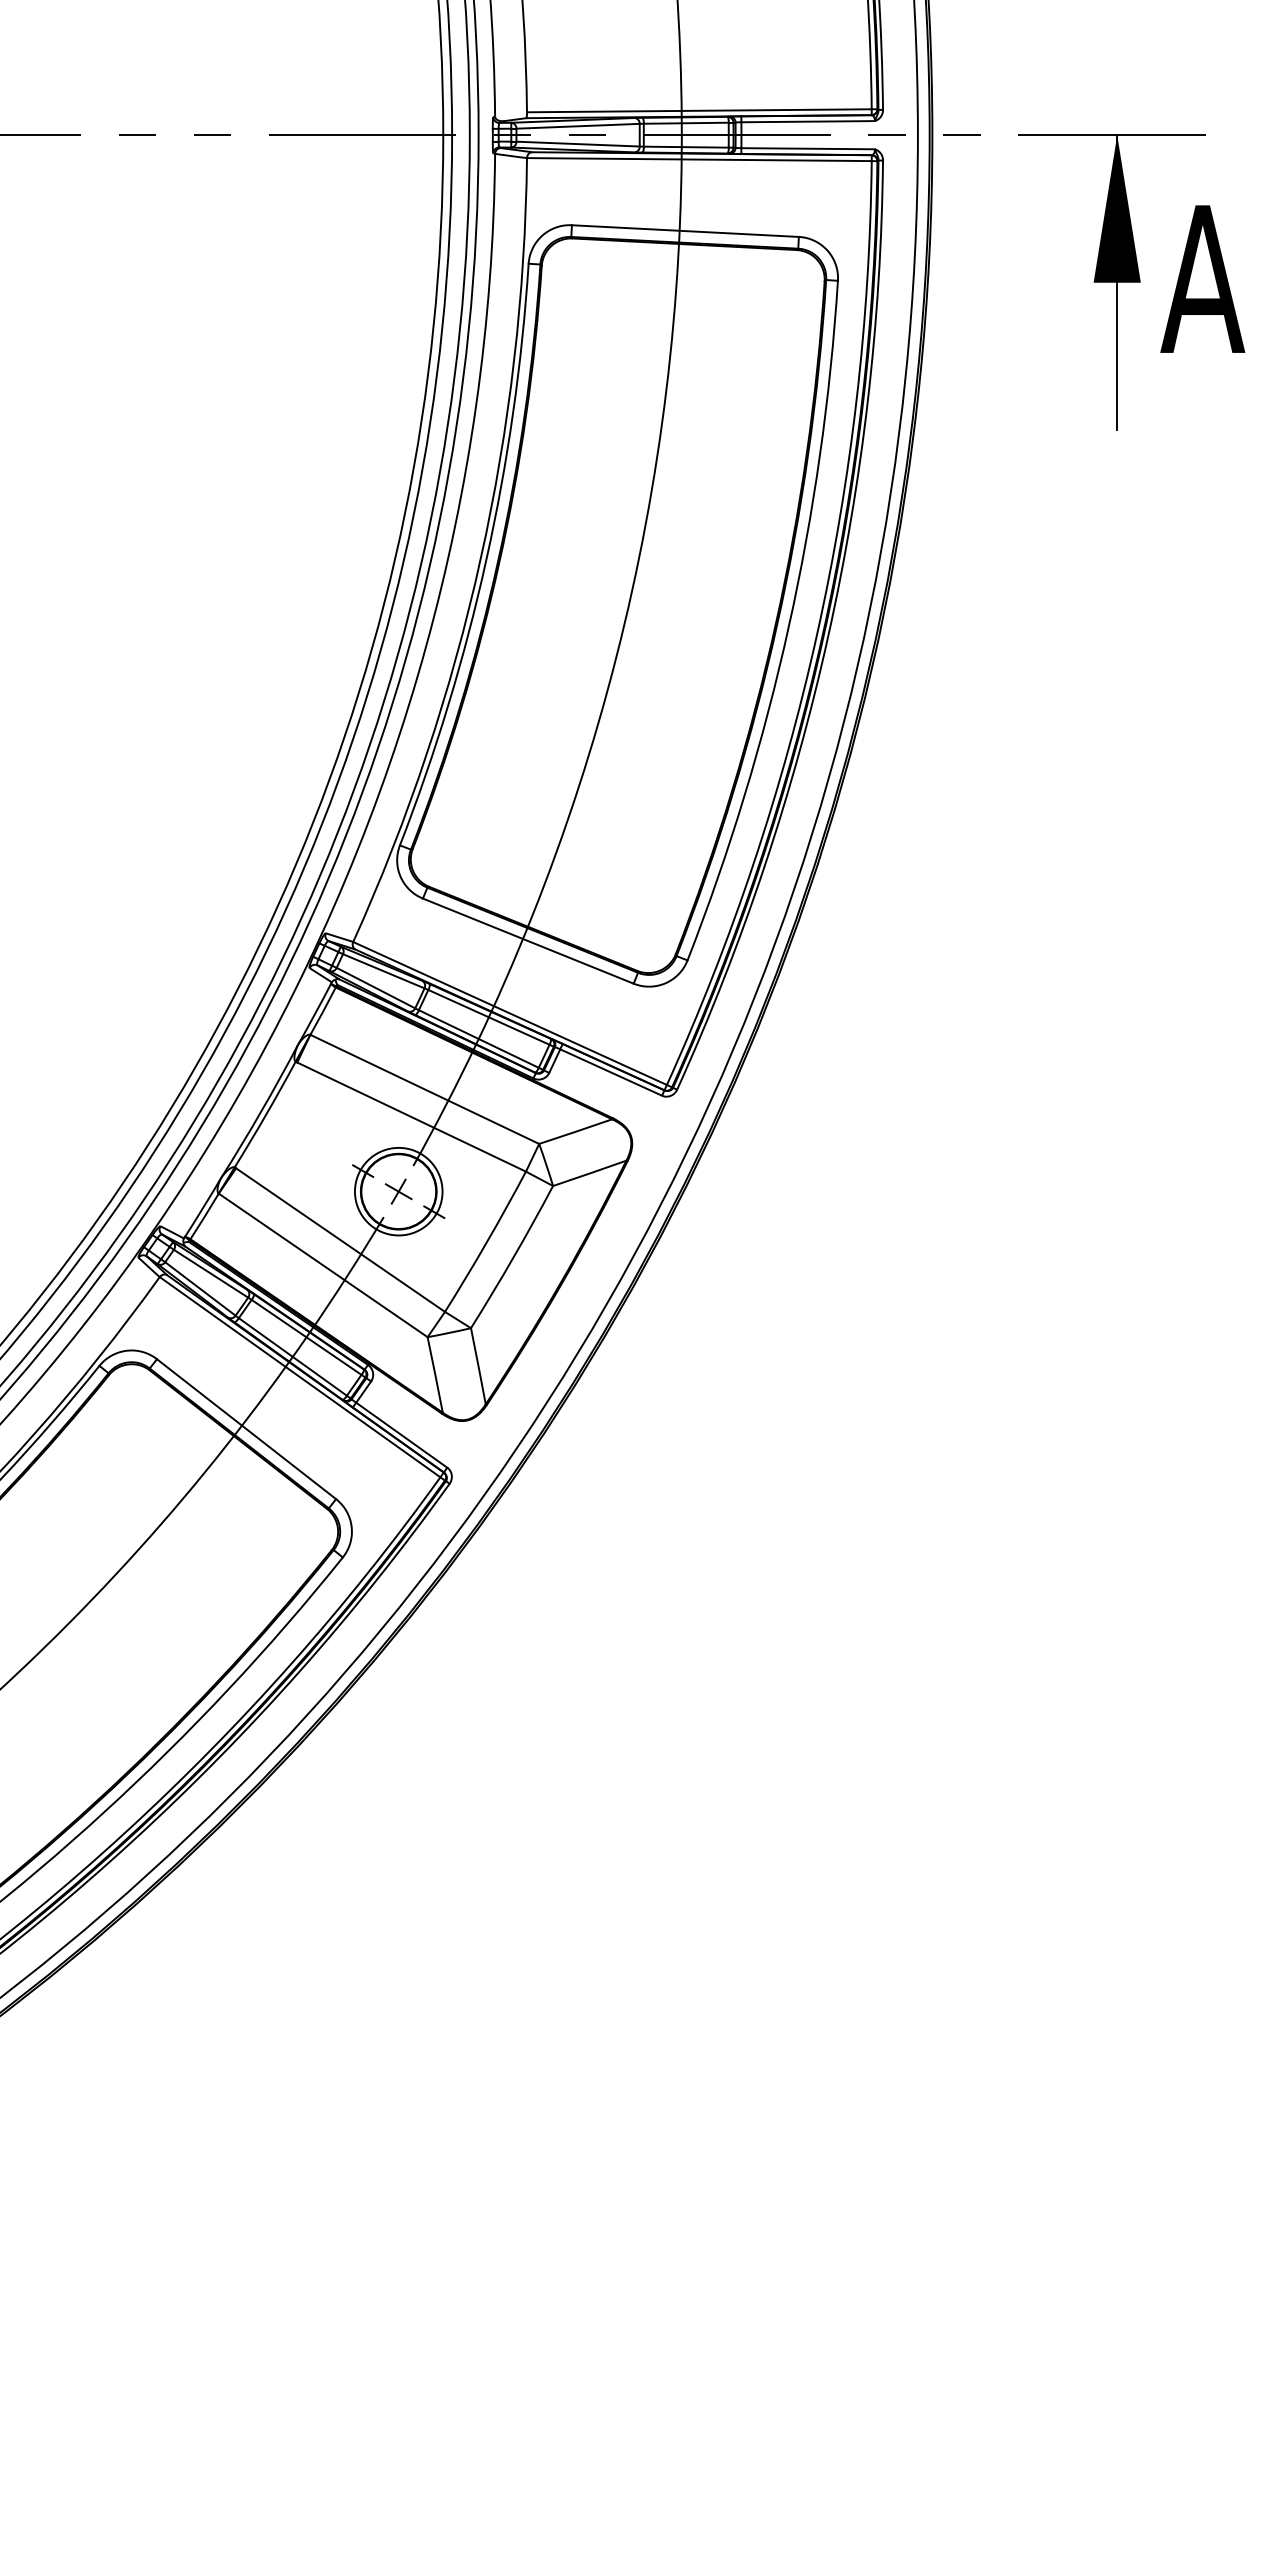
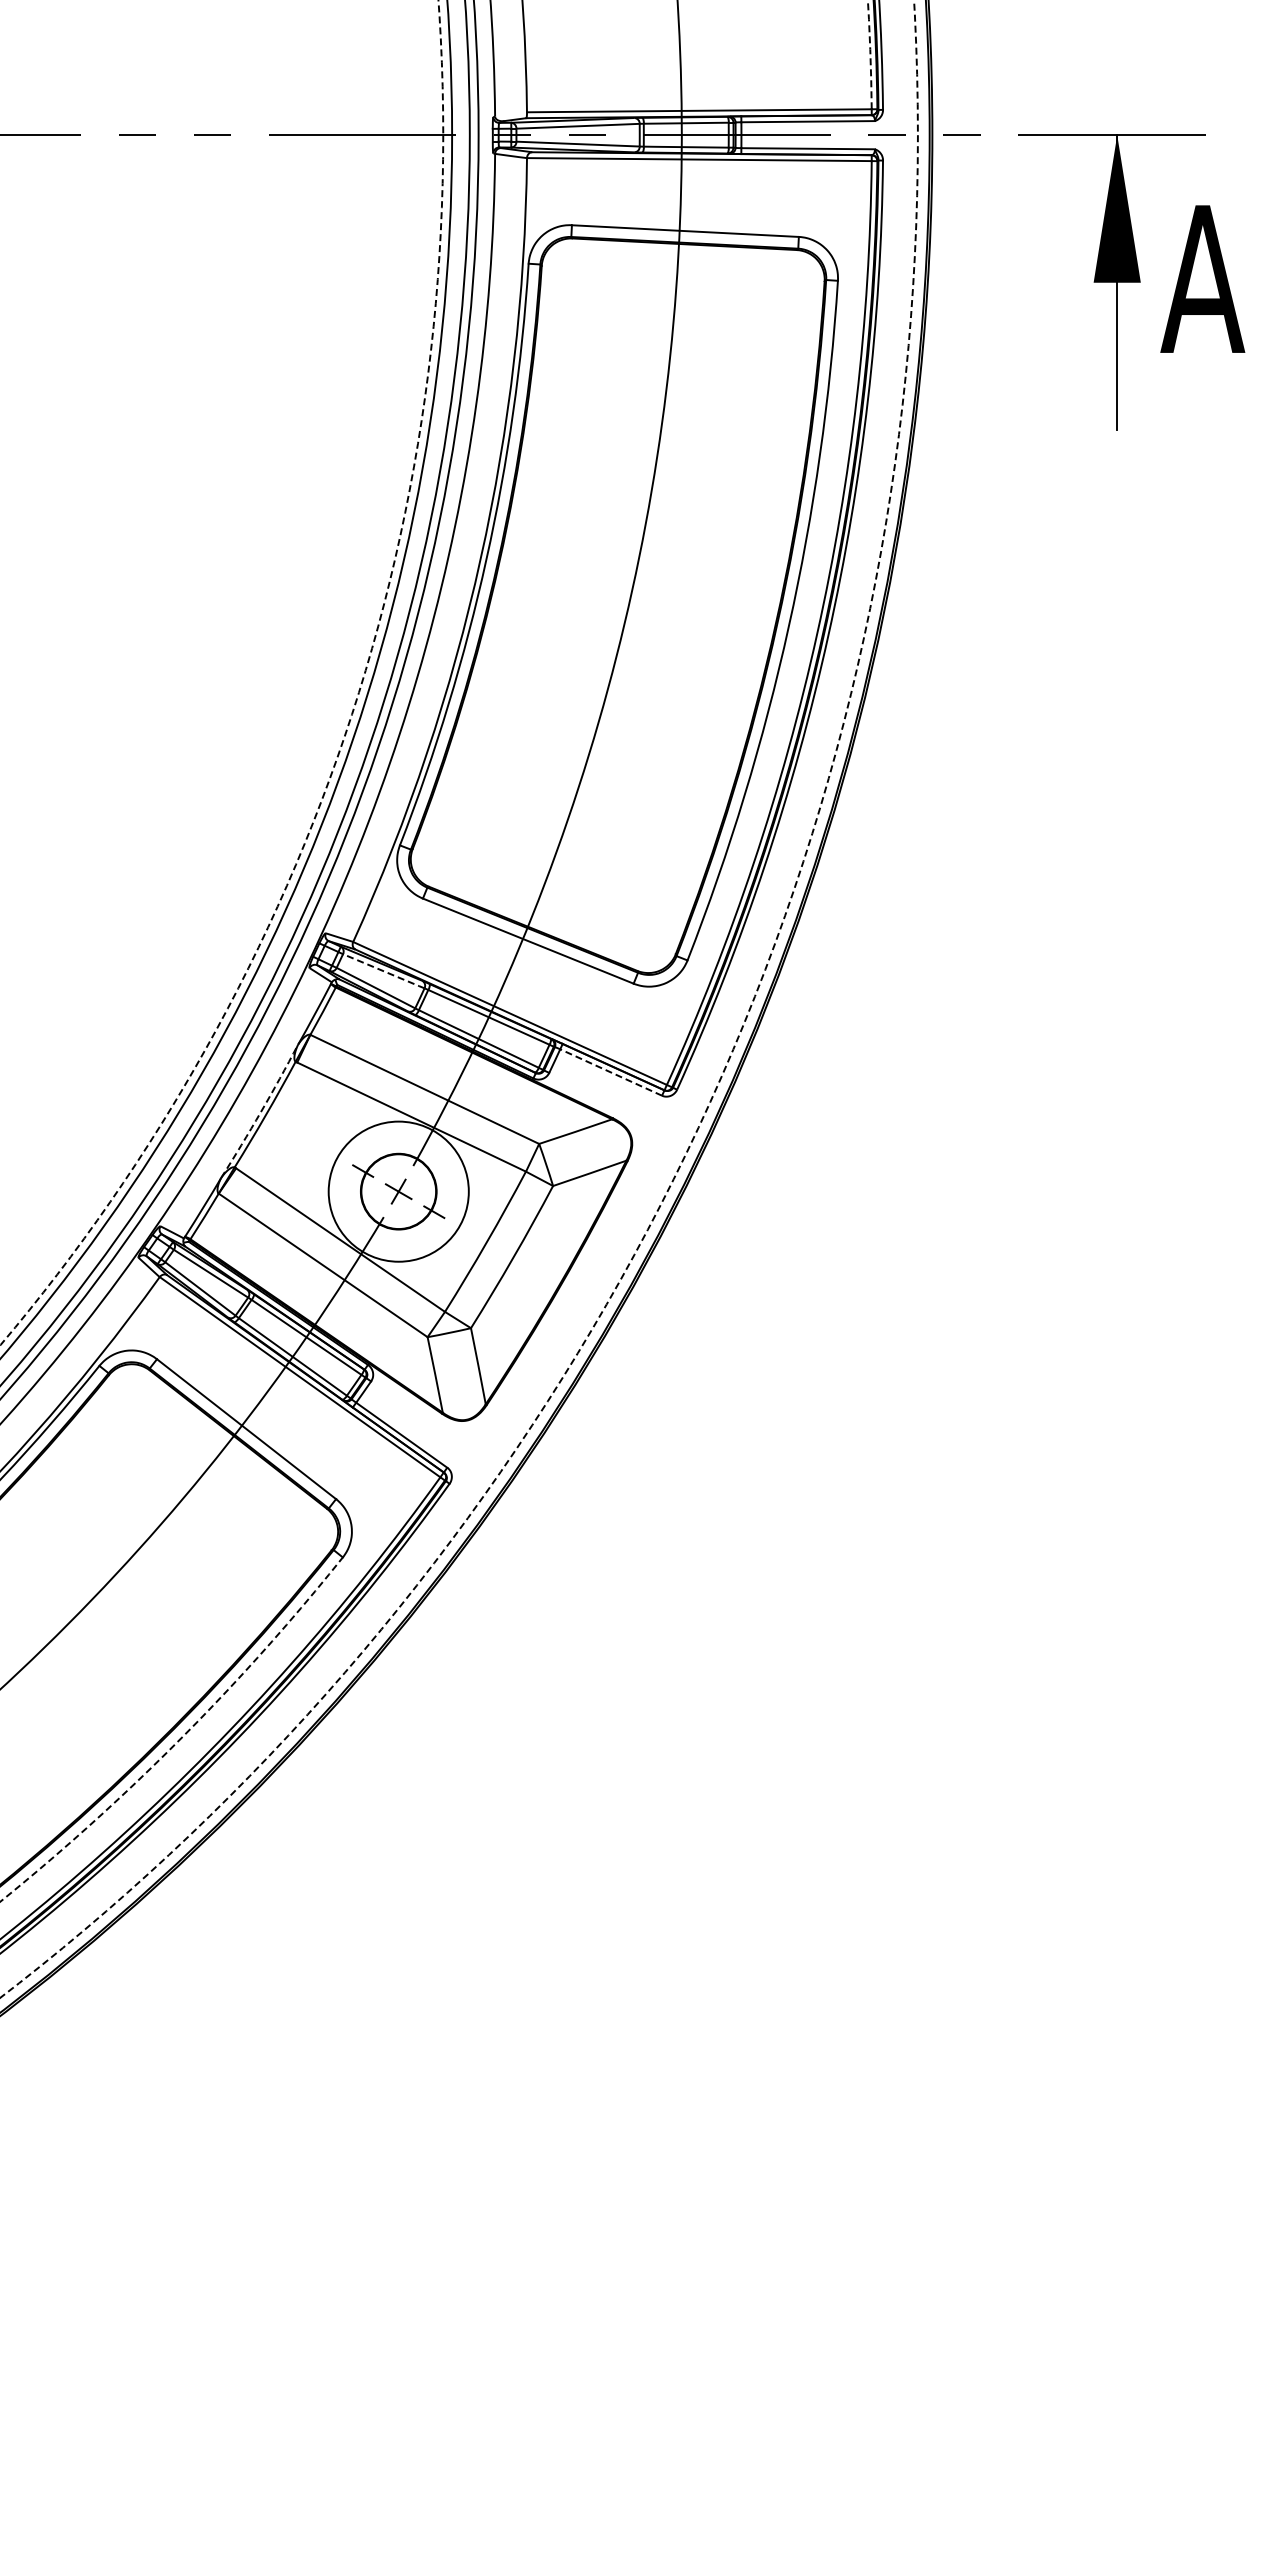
arc: solid -> dashed (870, 54)
circle: solid -> dashed (221, 672)
line: solid -> dashed (384, 971)
circle: solid -> dashed (458, 998)
line: solid -> dashed (611, 1072)
arc: solid -> dashed (260, 1112)
circle diameter: 88 px -> 140 px (398, 1191)
arc: solid -> dashed (180, 1738)
